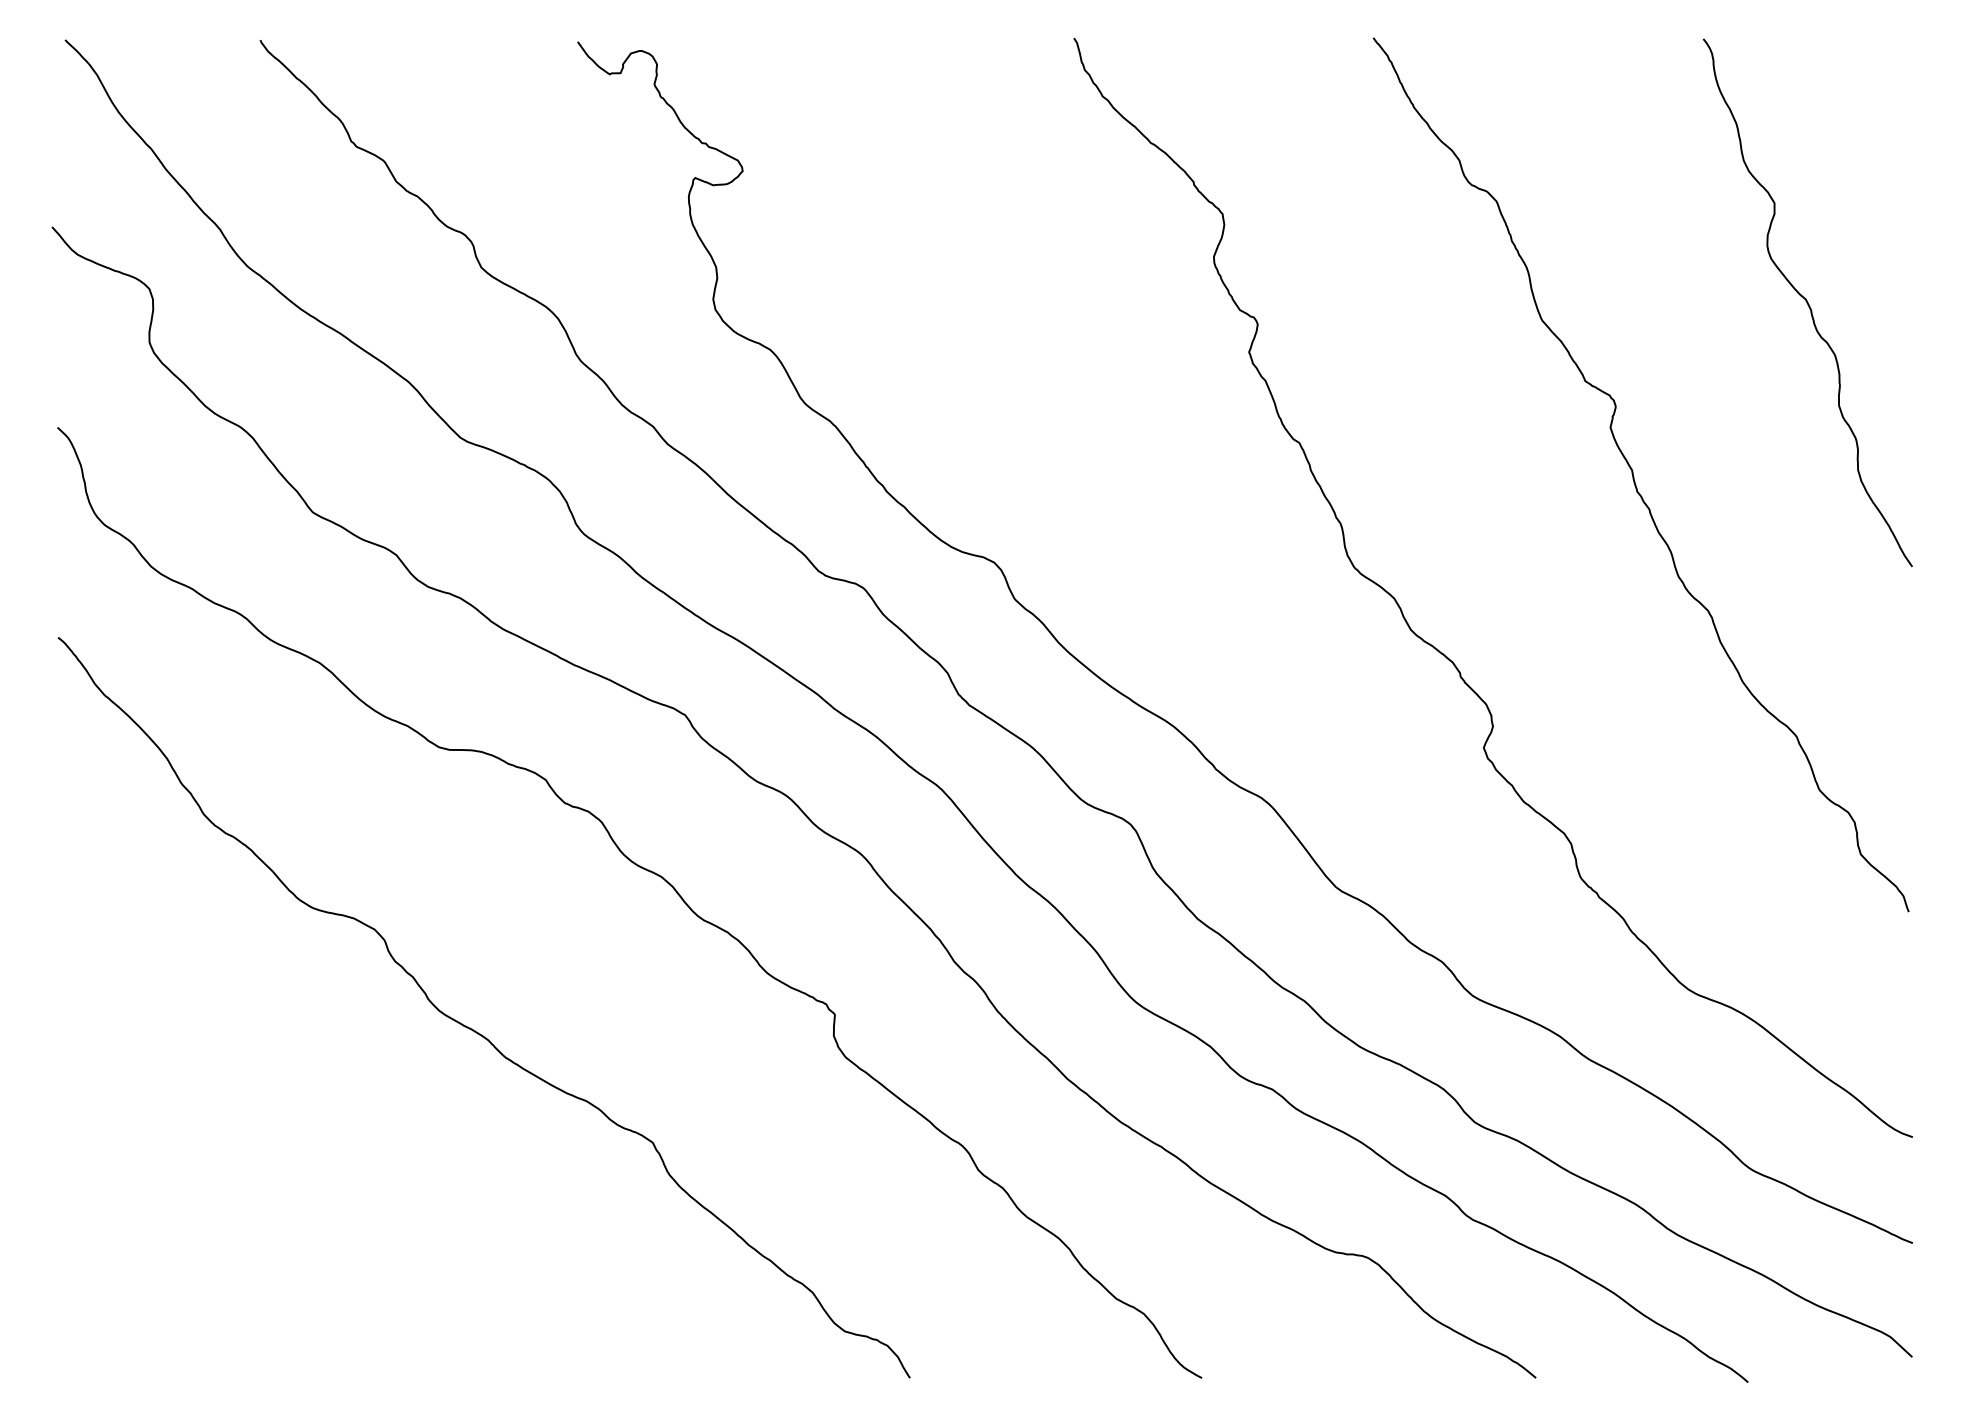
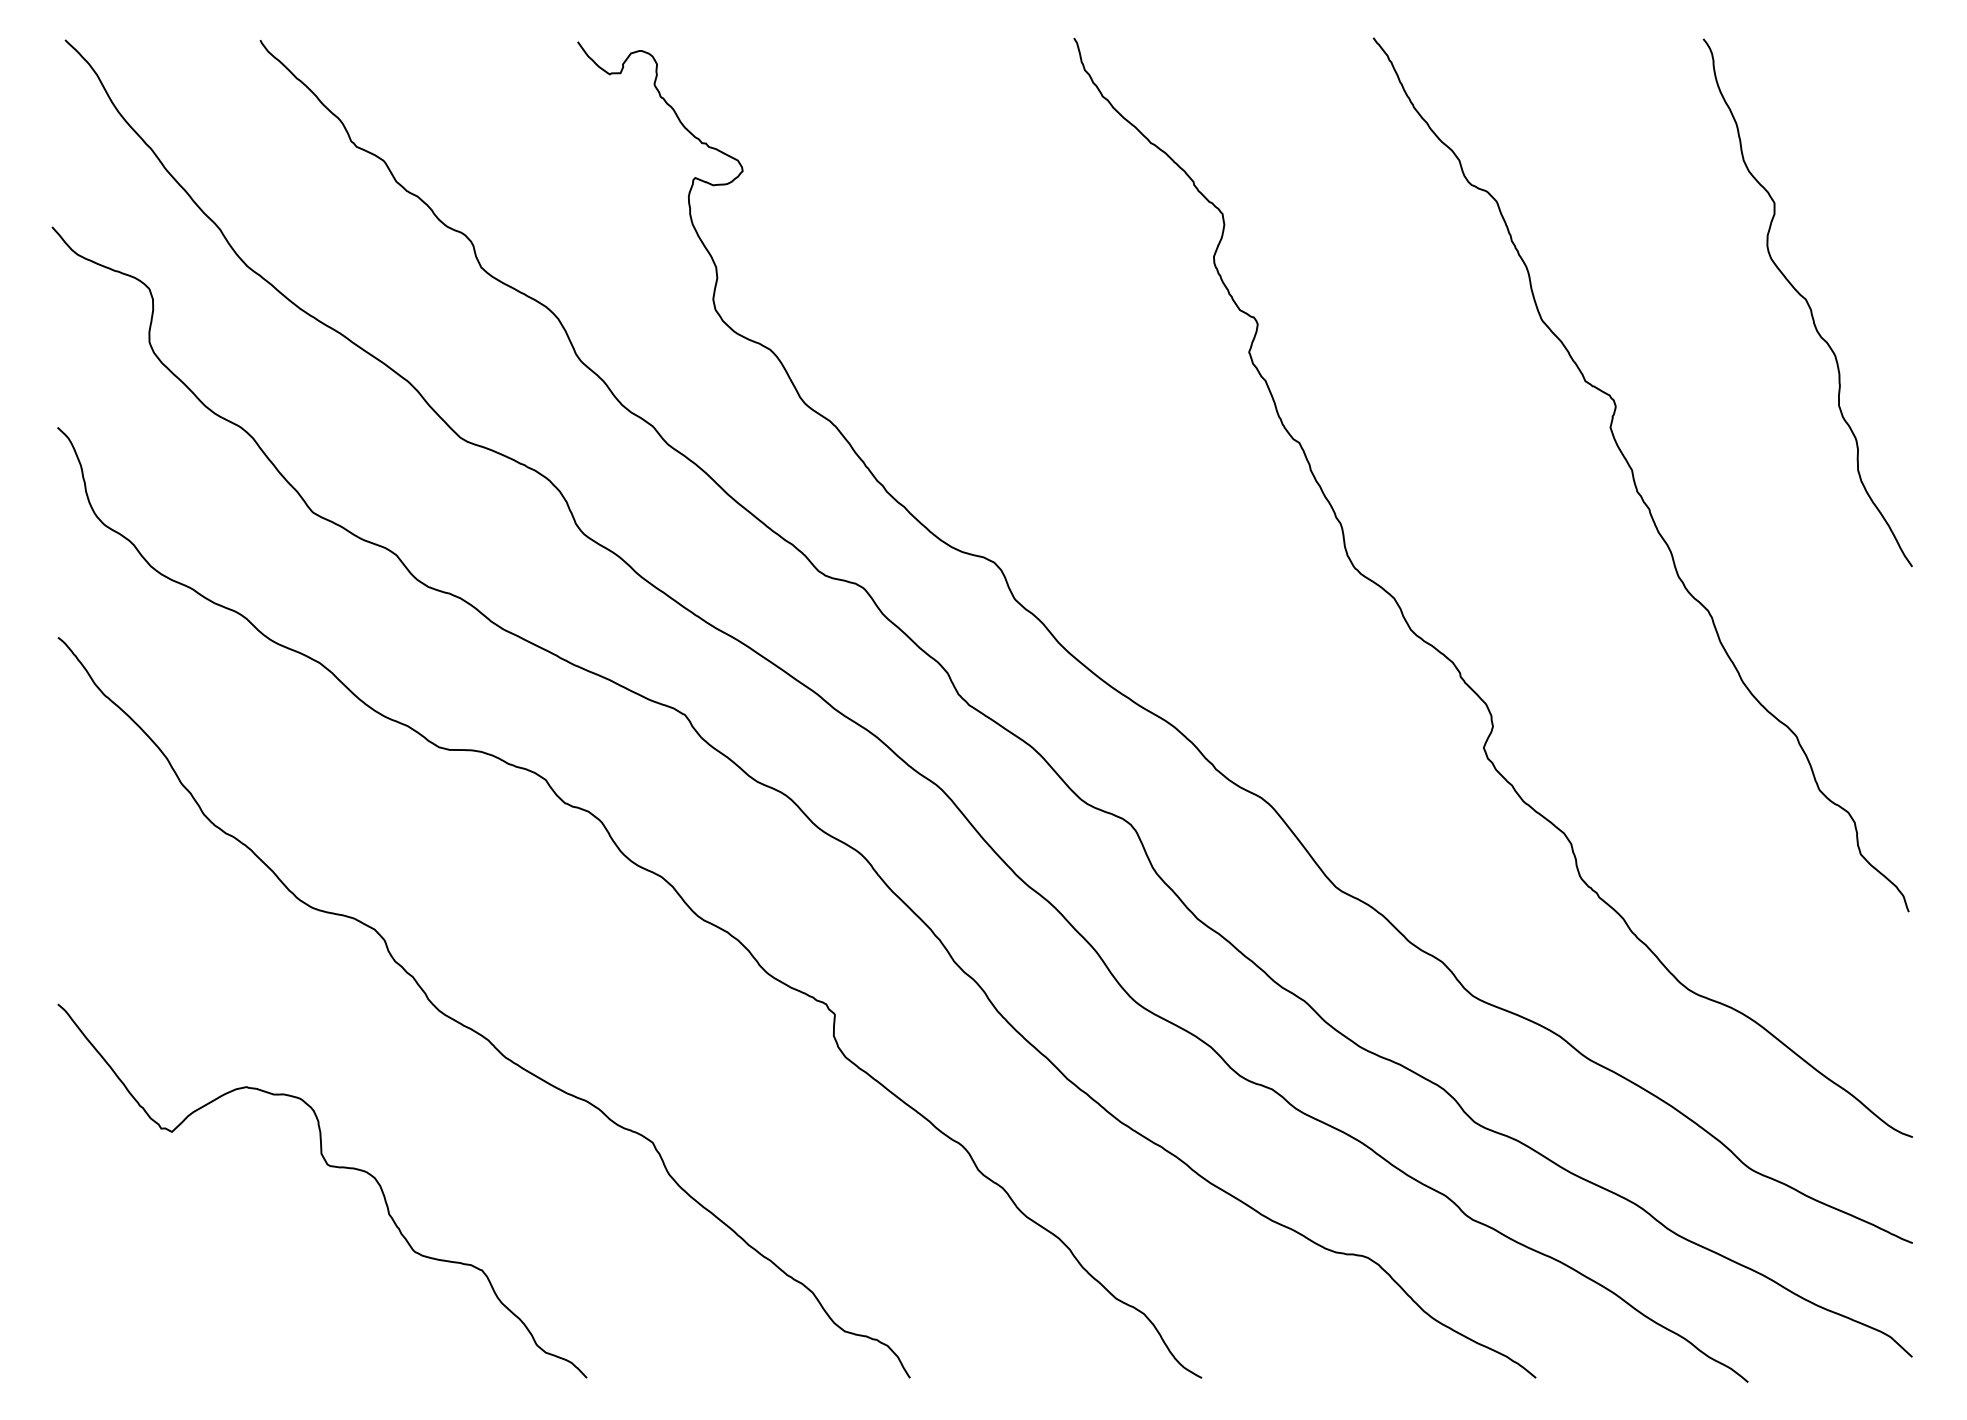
curve: none -> present (330, 1167)
